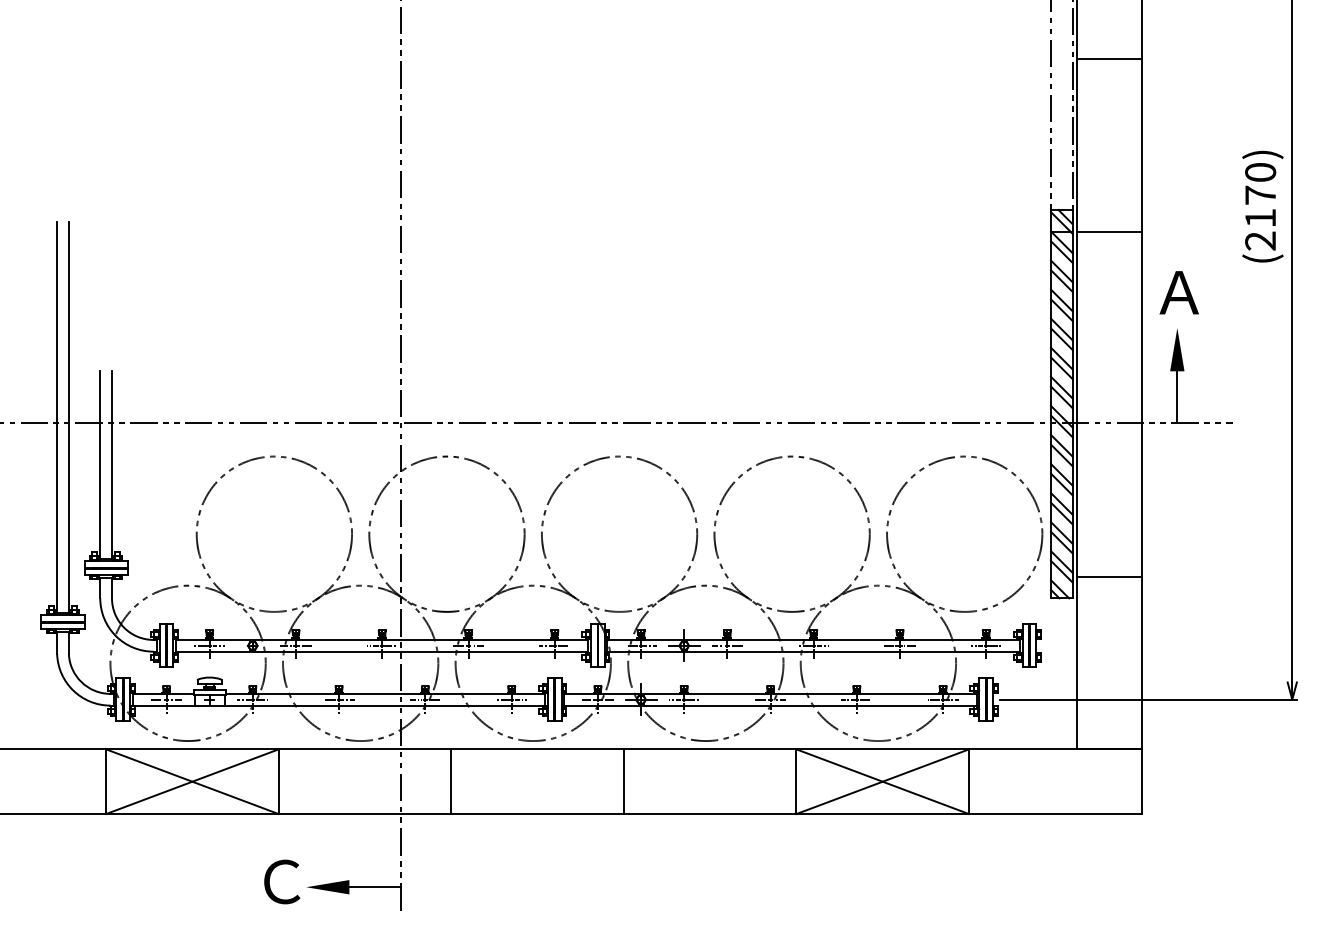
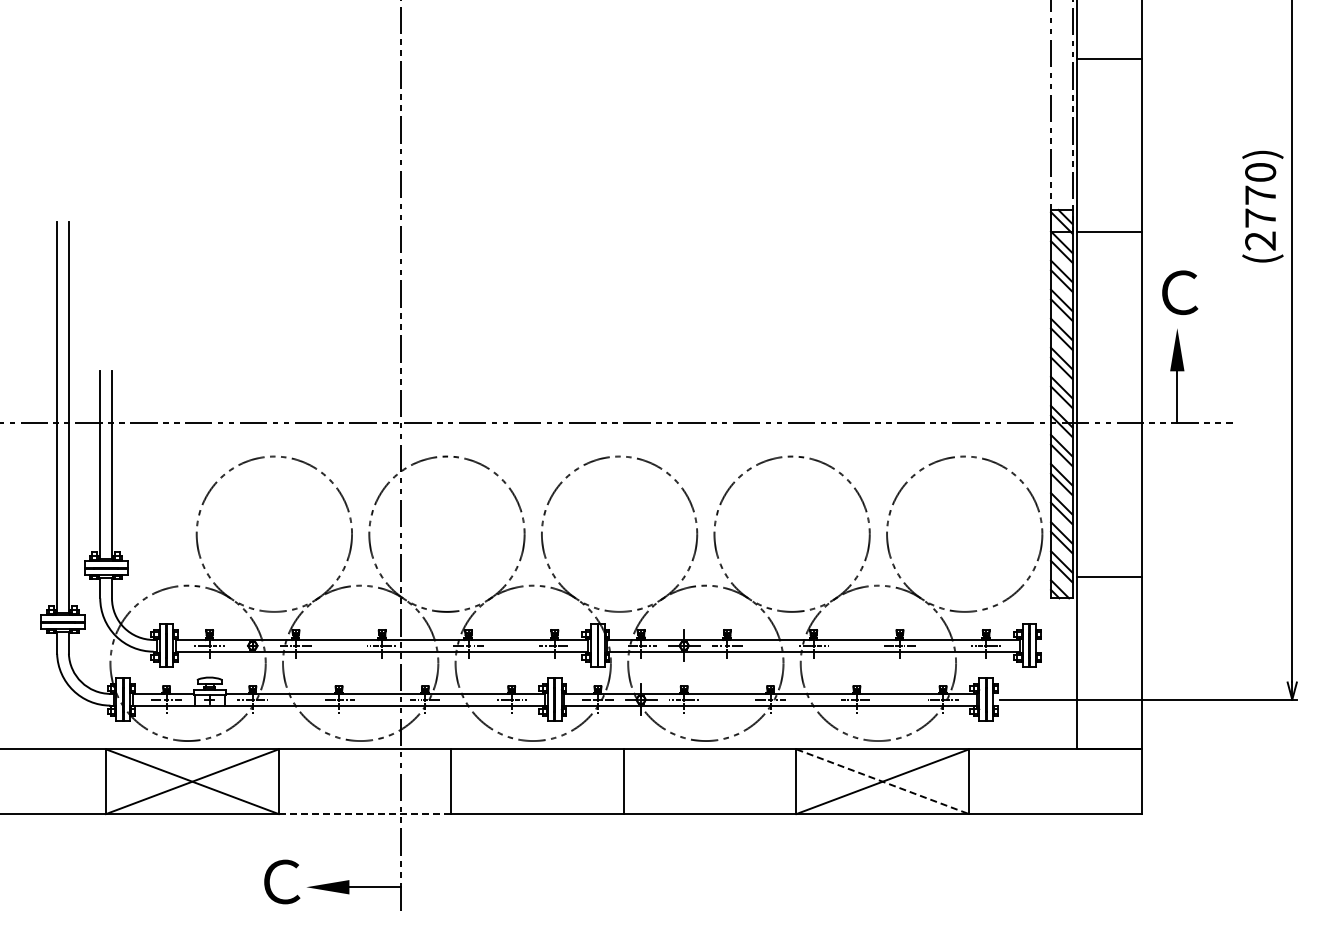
text: (2170) -> (2770) (1260, 217)
text: Ａ -> Ｃ (1178, 292)
line: solid -> dashed (883, 781)
line: solid -> dashed (364, 814)
